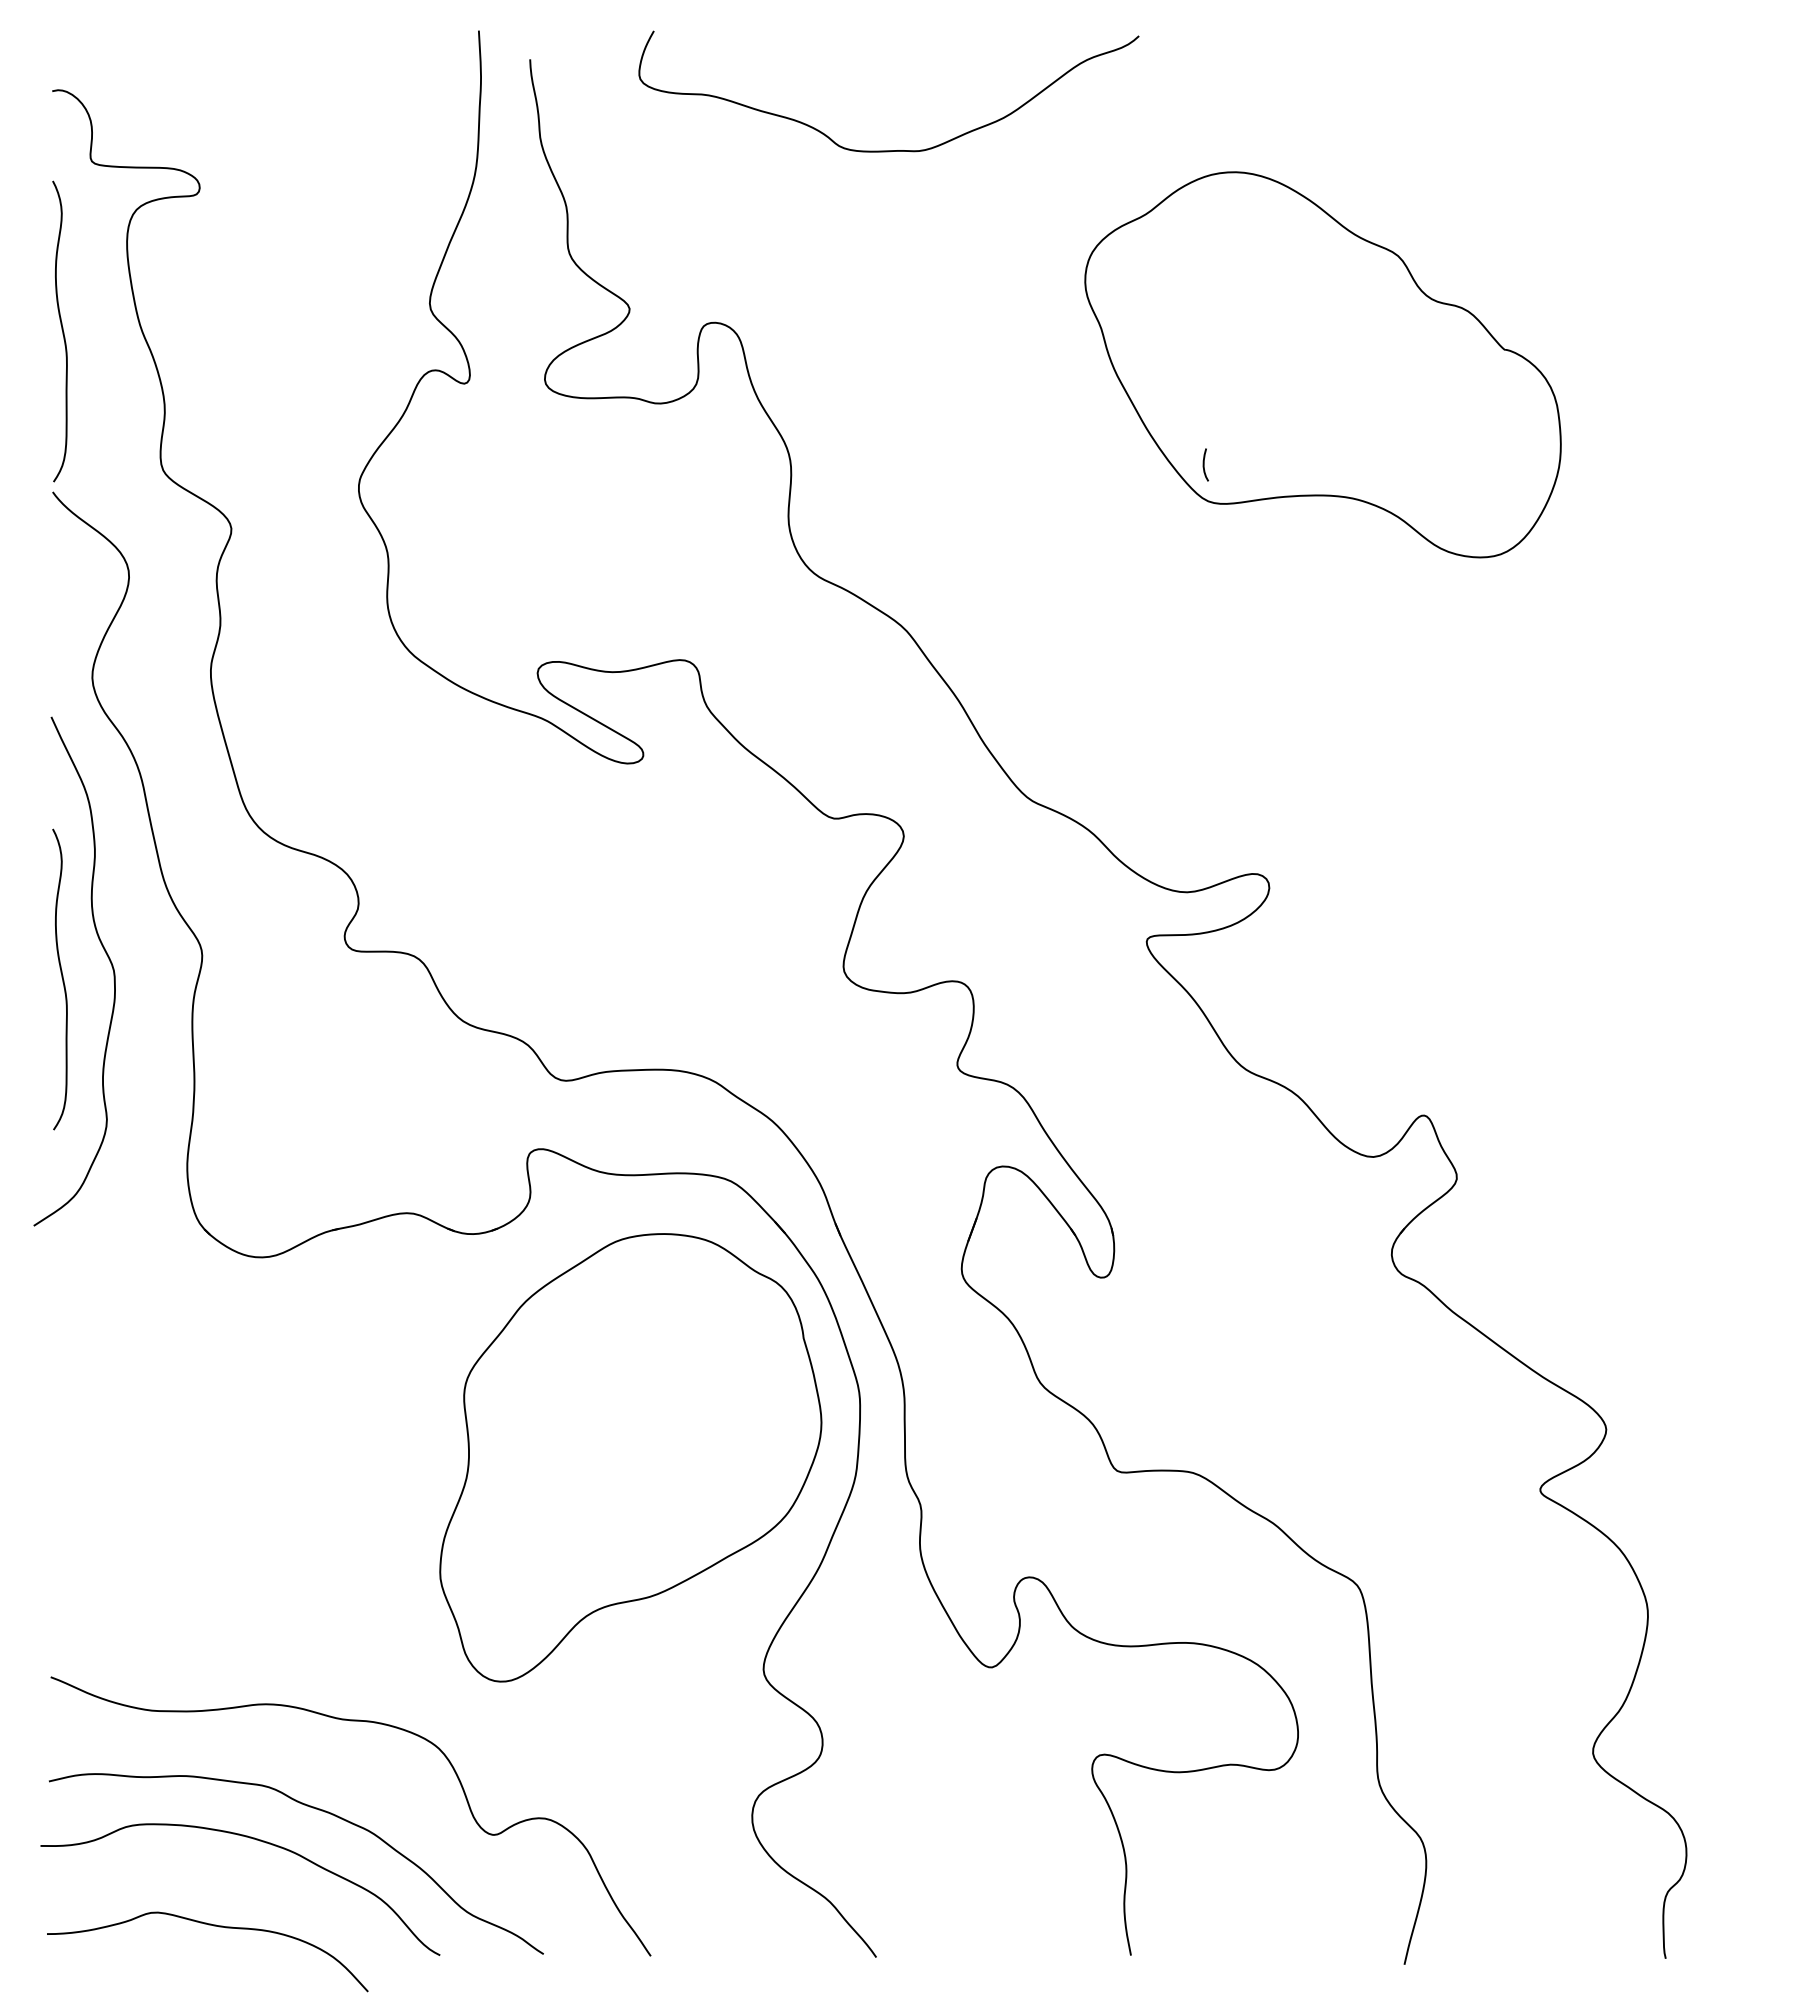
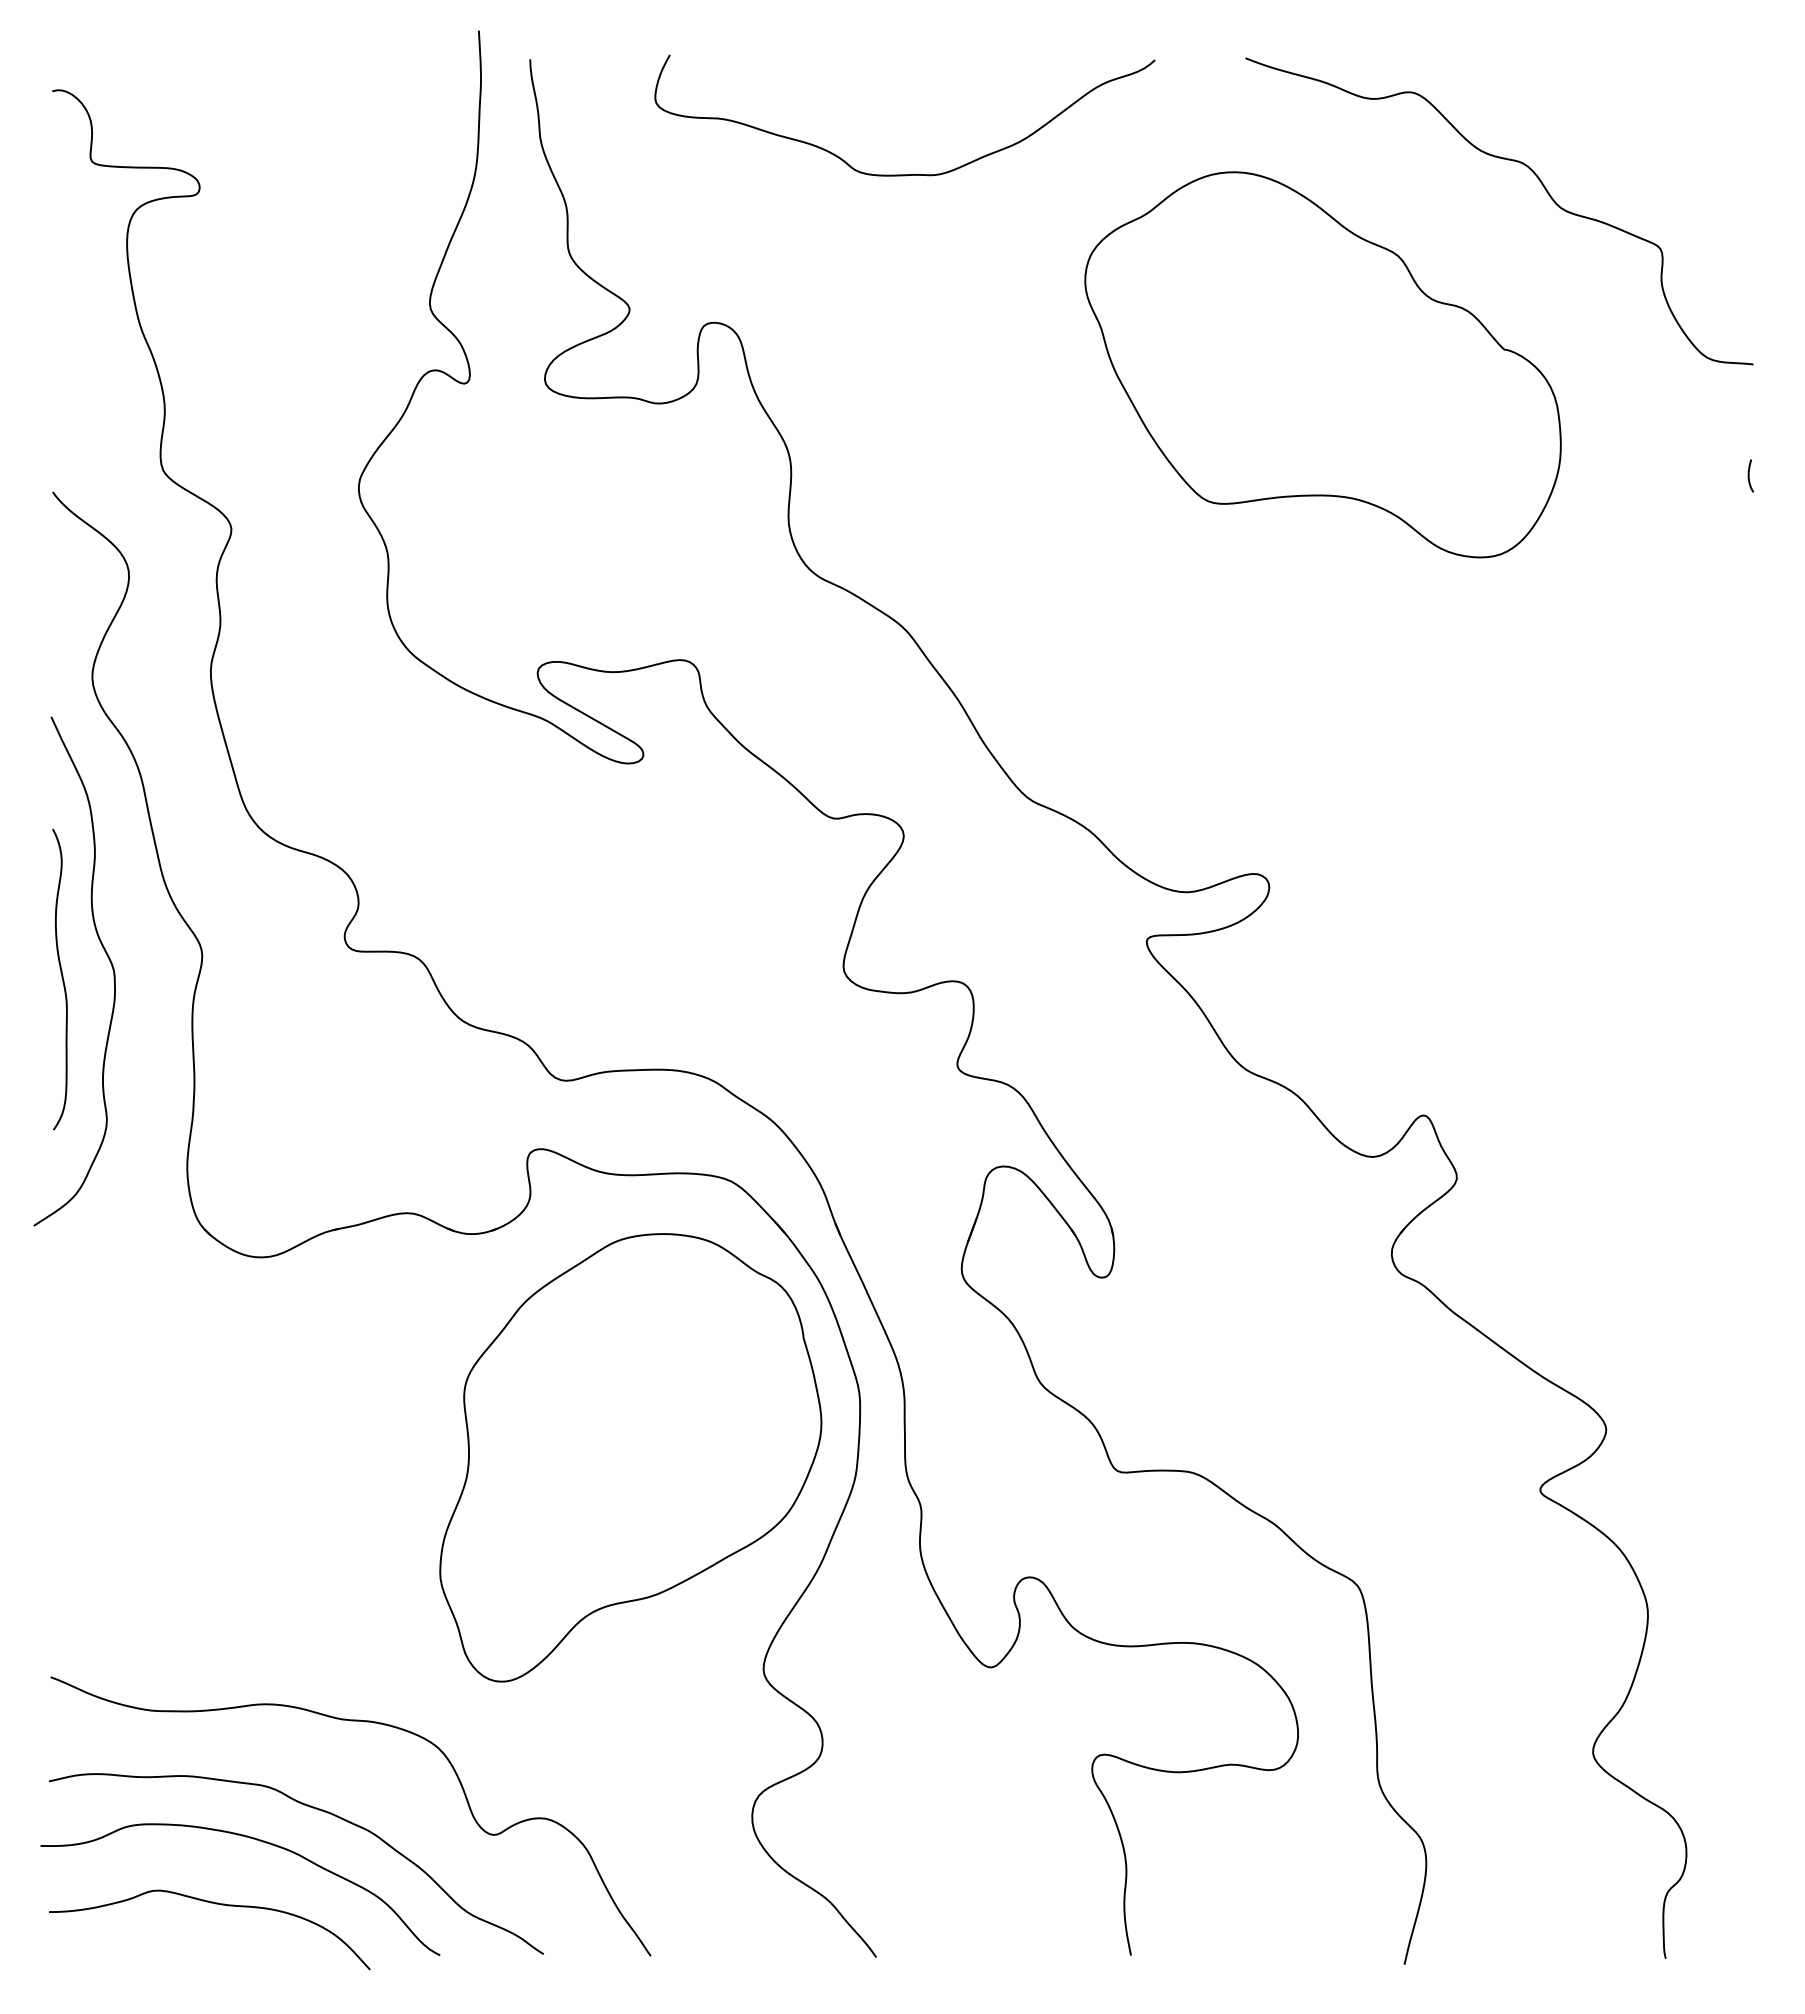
curve position: (888, 150) -> (904, 174) (904, 174)
curve: none -> present (1541, 184)
curve: present -> none (61, 329)
curve position: (1204, 464) -> (1749, 475) (1749, 475)
curve position: (213, 1926) -> (215, 1904) (215, 1904)
